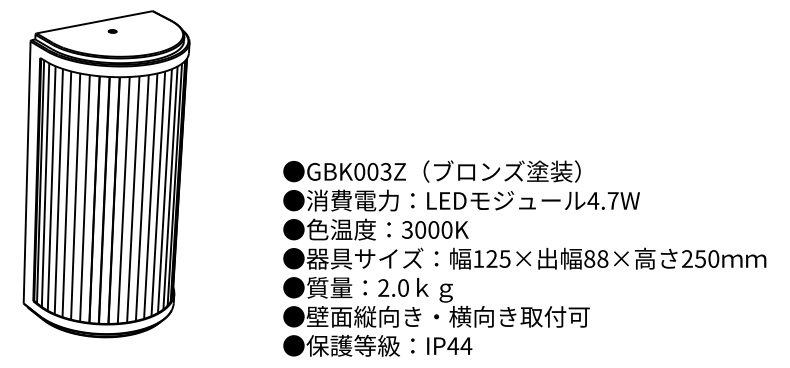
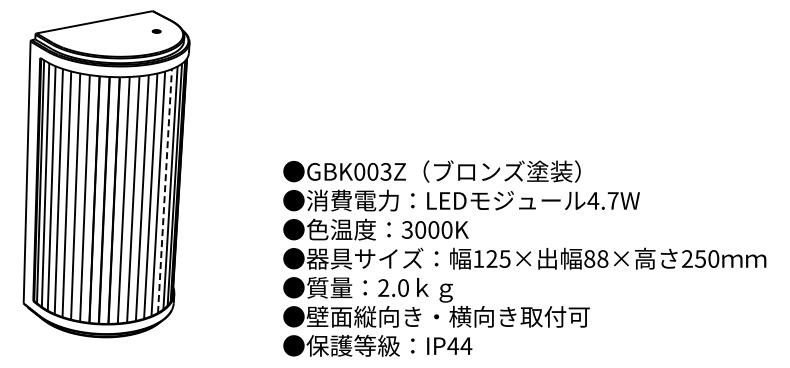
part position: (112, 31) -> (156, 31) (156, 31)
line: solid -> dashed (165, 190)
